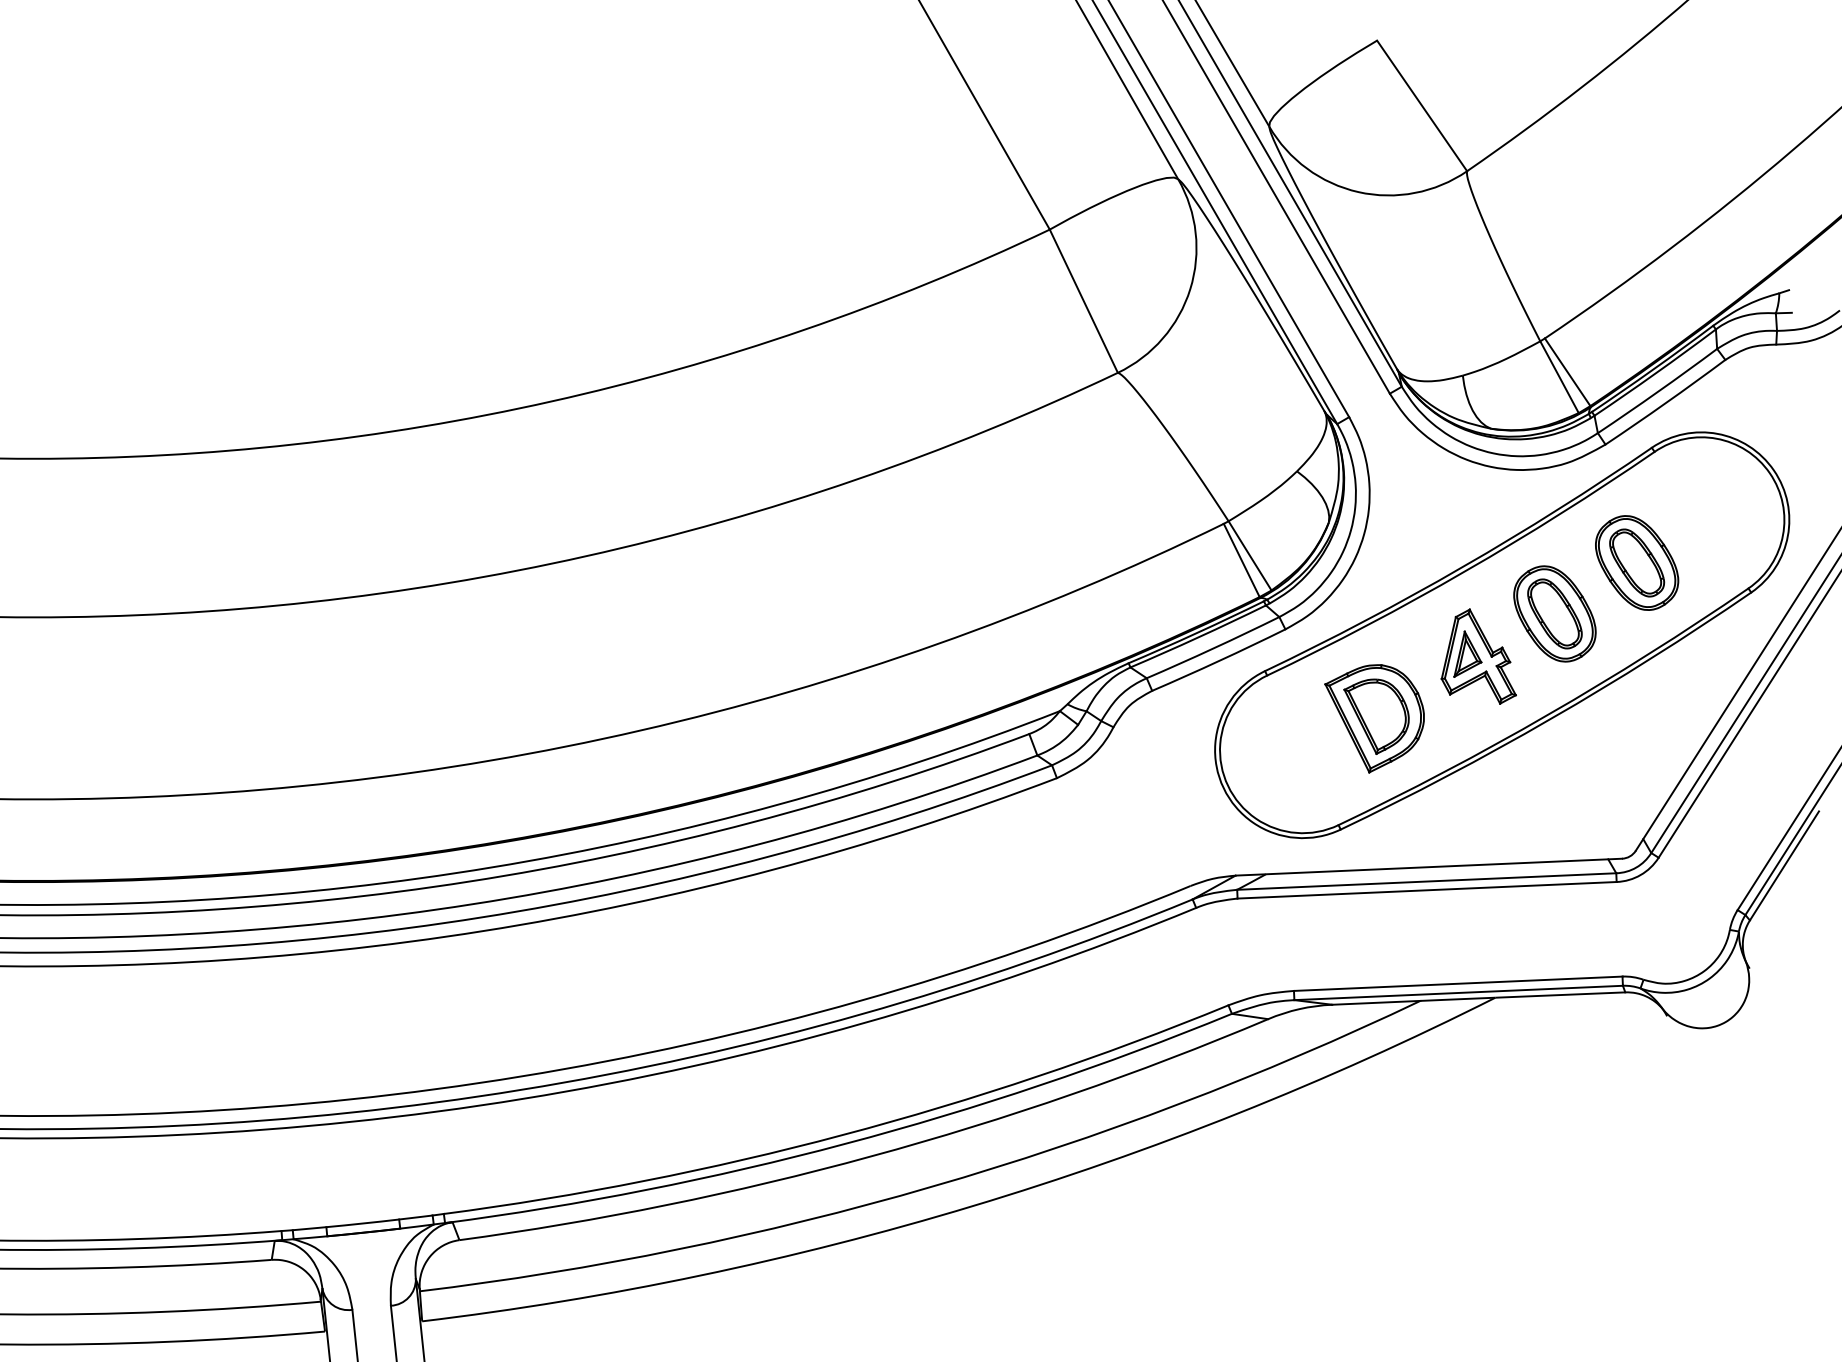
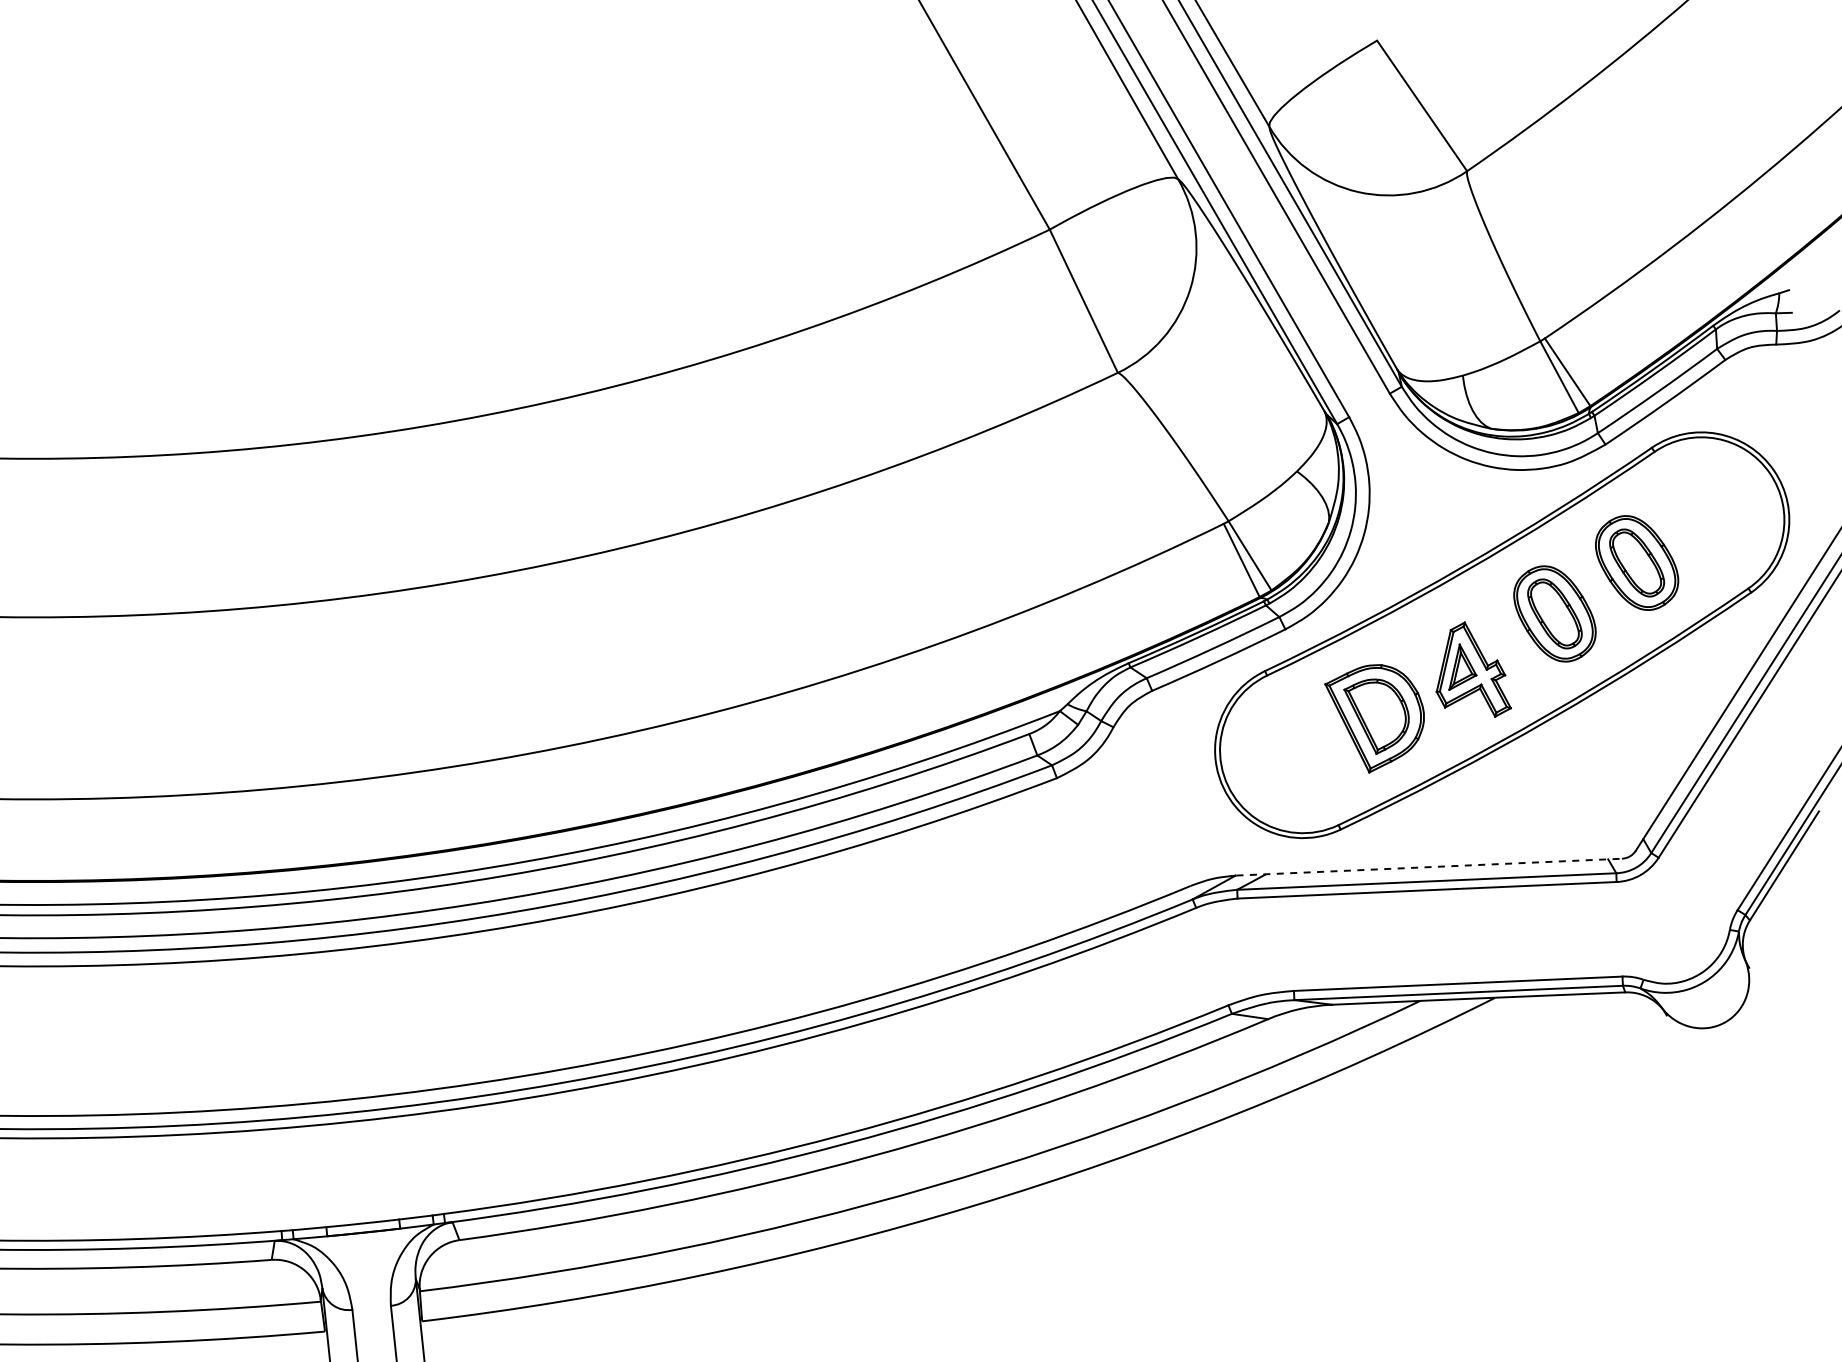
part position: (1478, 656) -> (1473, 669) (1473, 669)
line: solid -> dashed (1429, 867)
